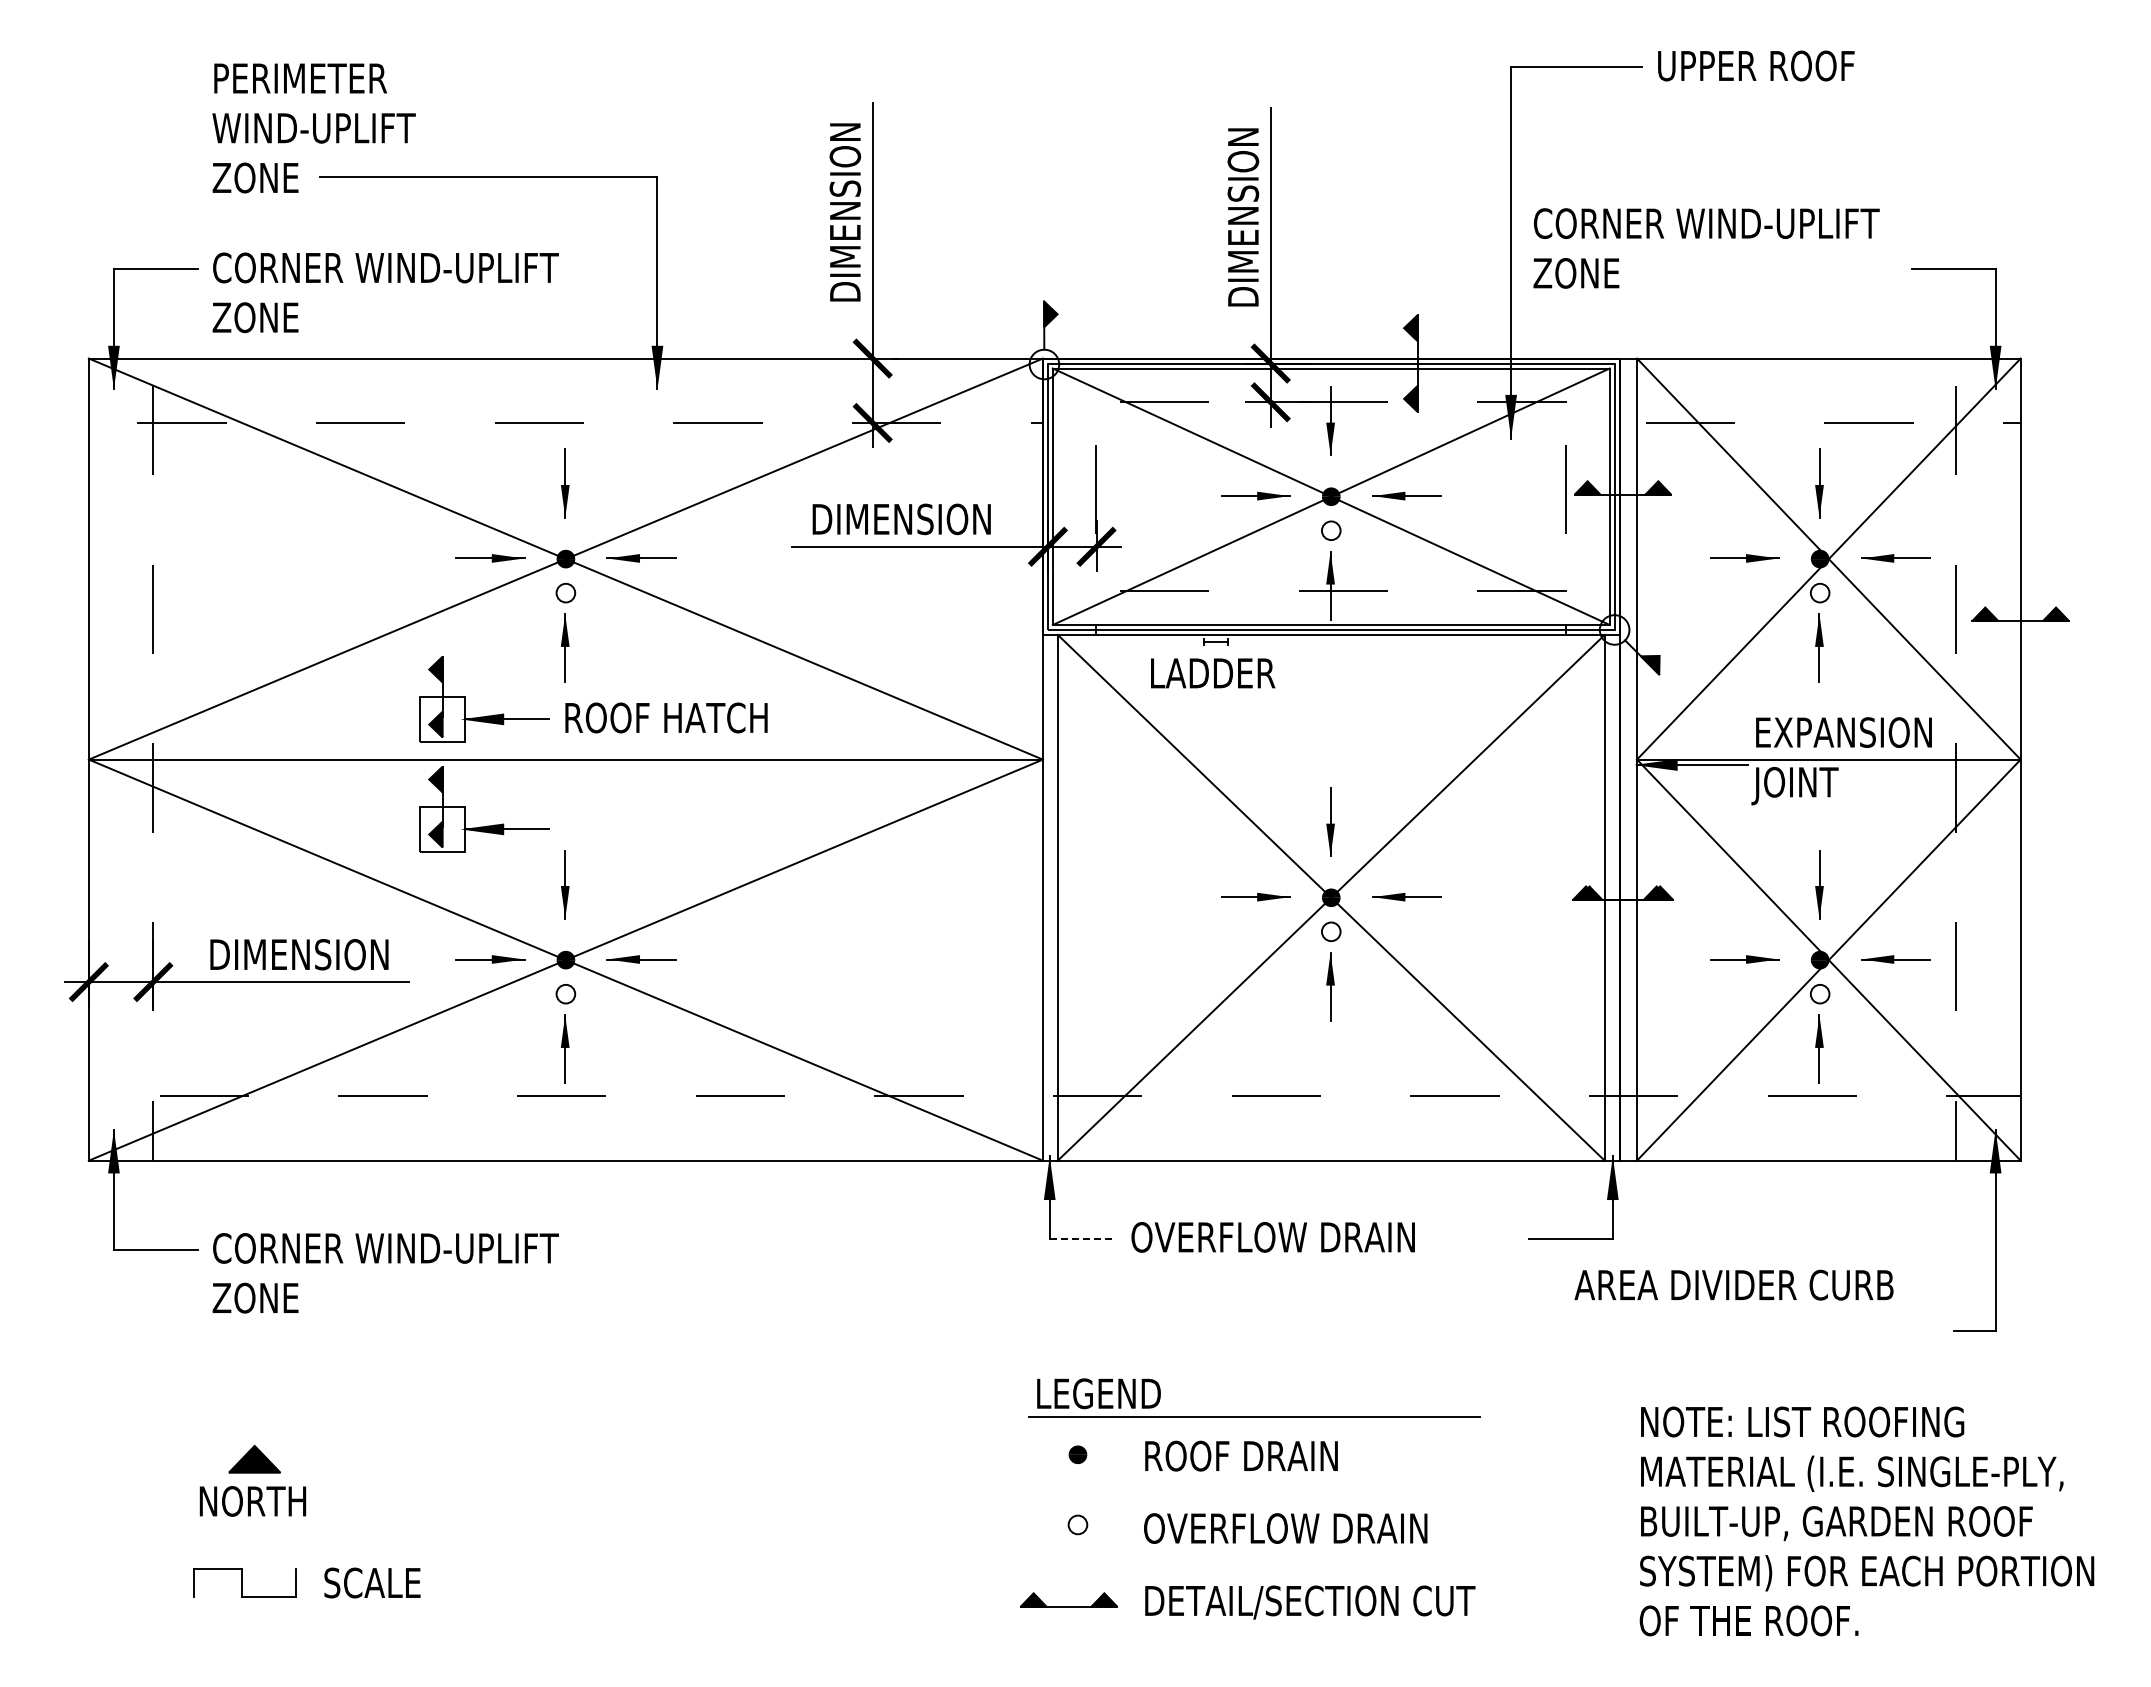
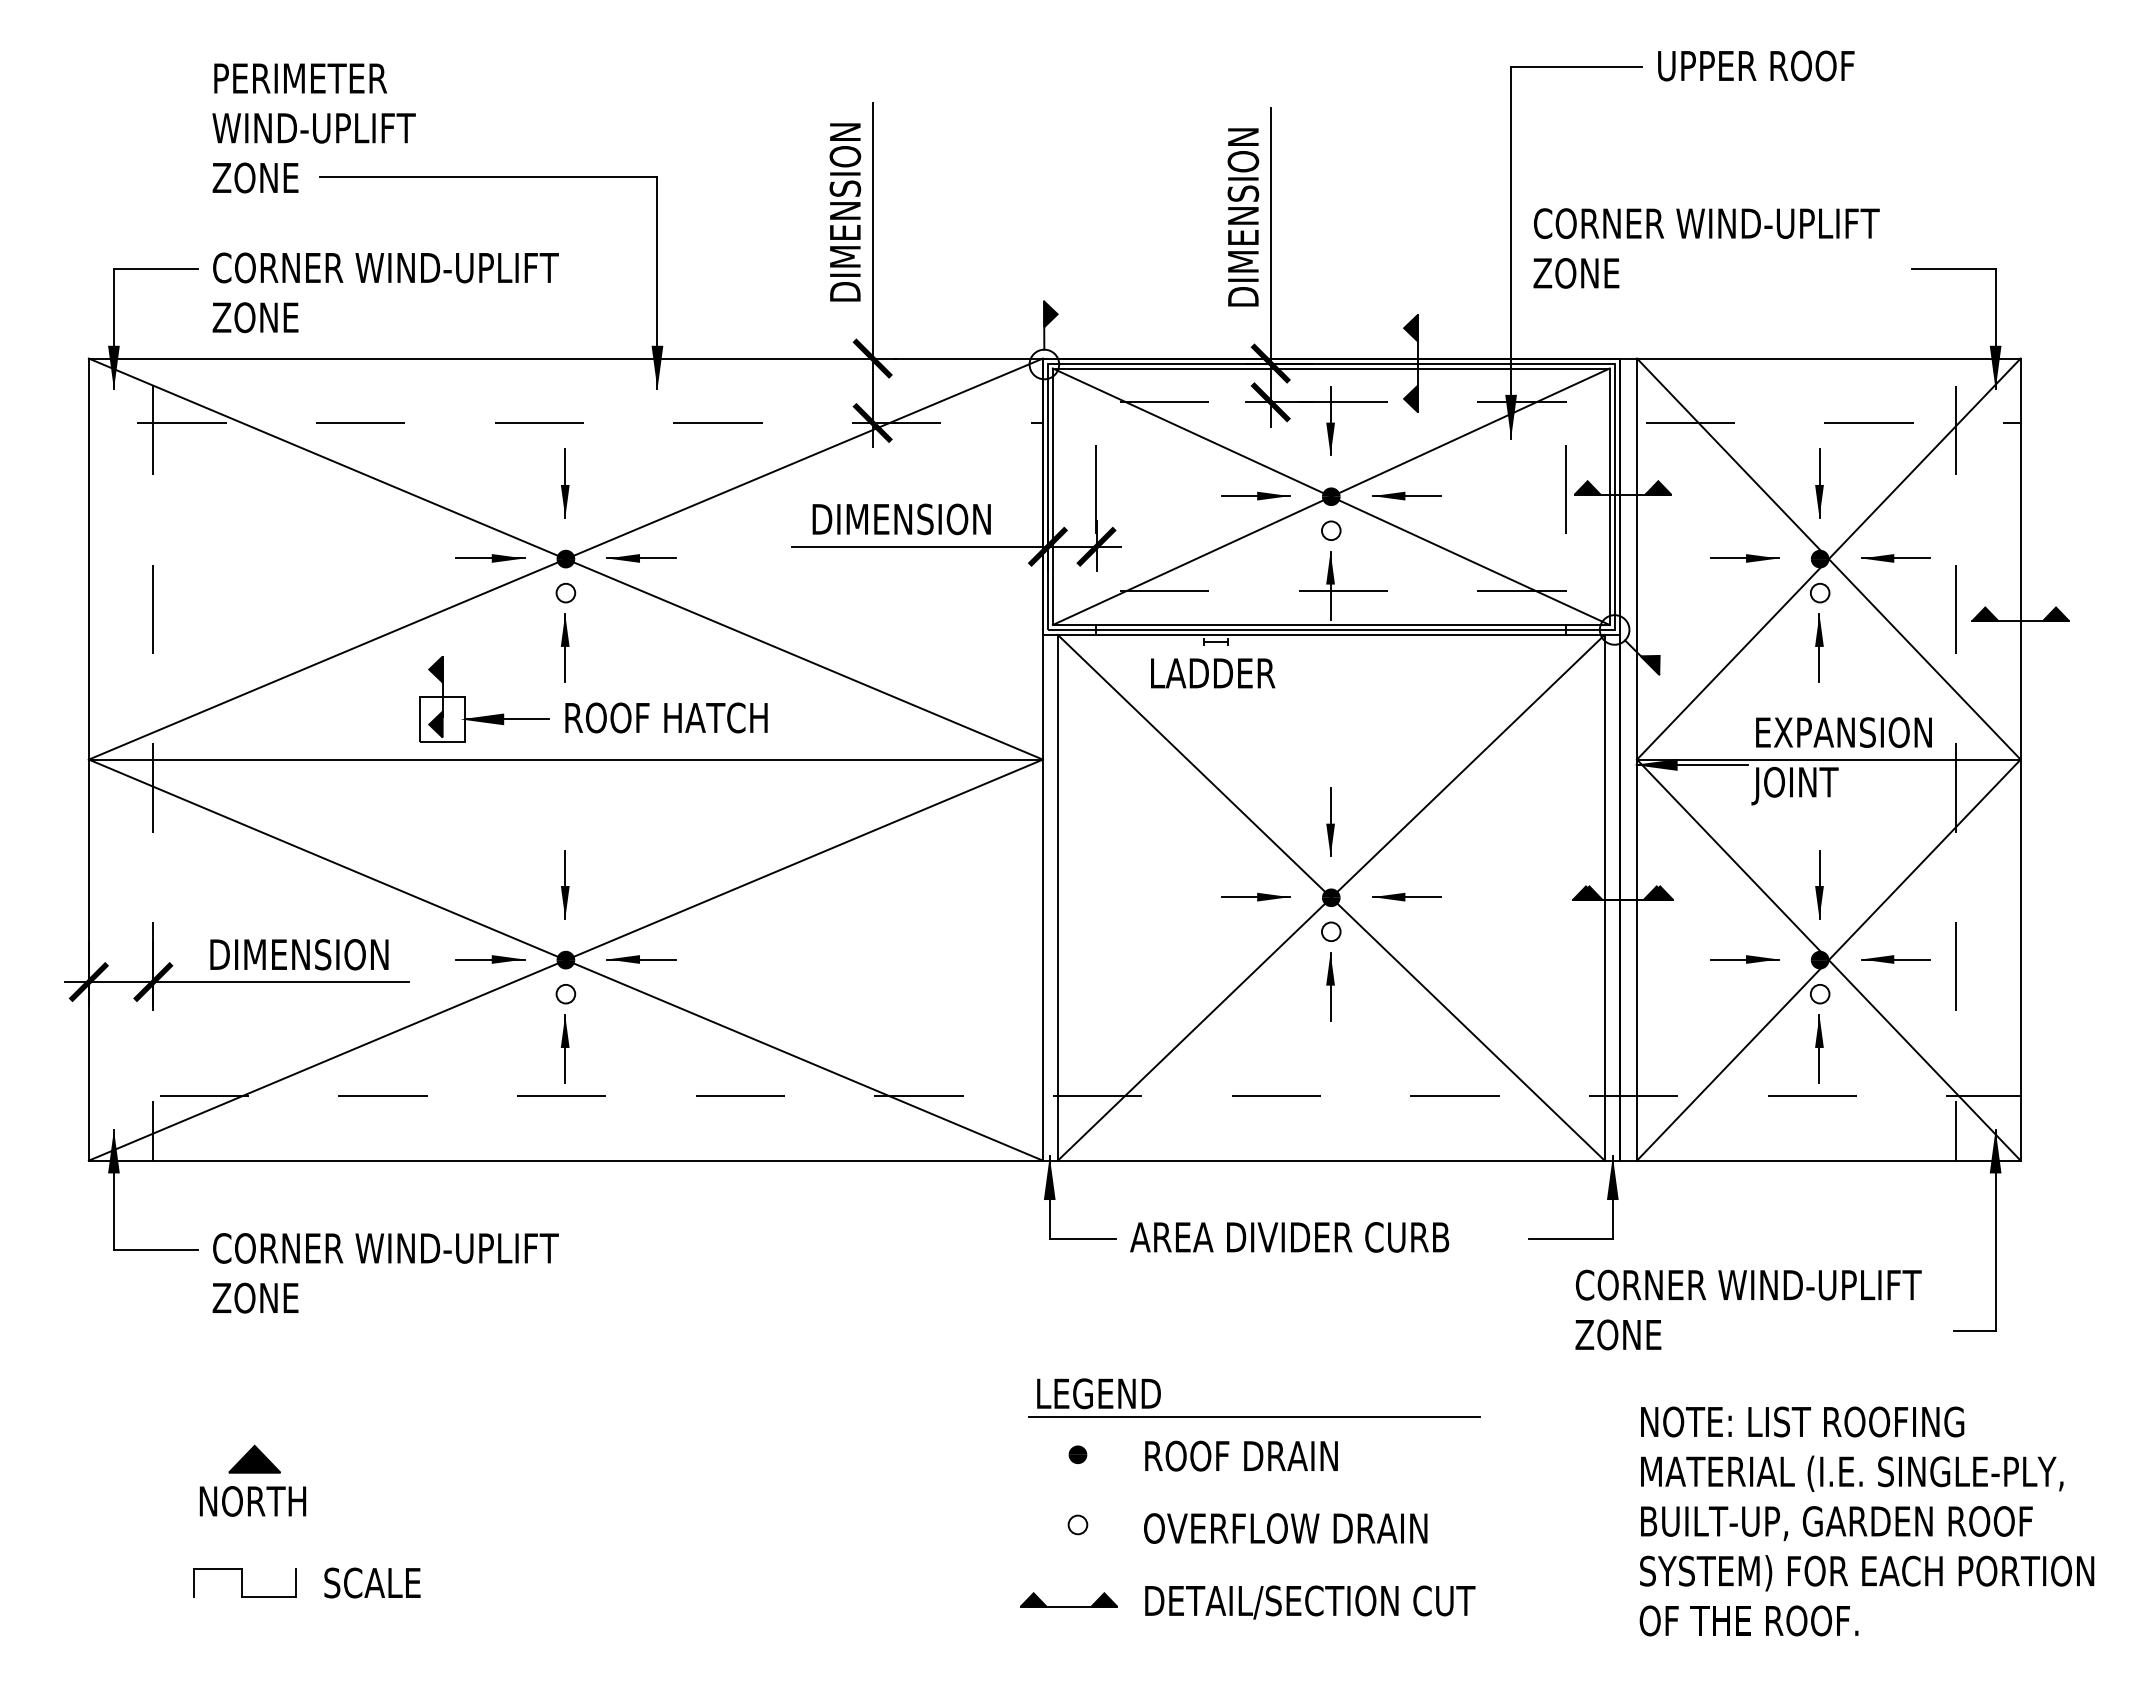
part: present -> none (487, 825)
text: OVERFLOW DRAIN -> AREA DIVIDER CURB (1289, 1237)
line: dashed -> solid (1083, 1238)
text: AREA DIVIDER CURB -> CORNER WIND-UPLIFT ZONE (1747, 1309)
